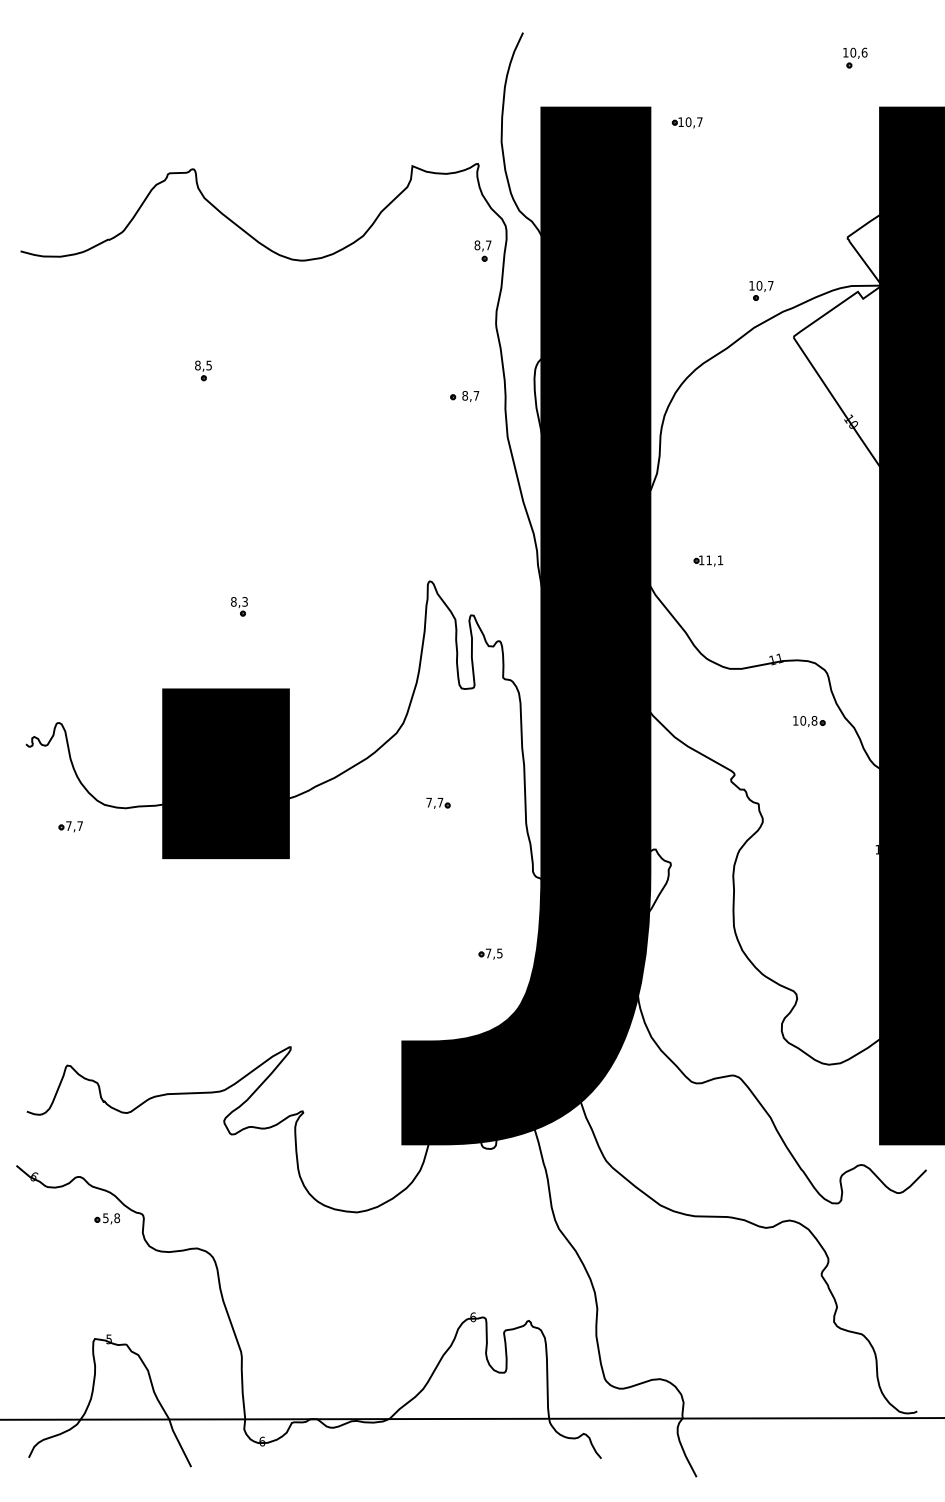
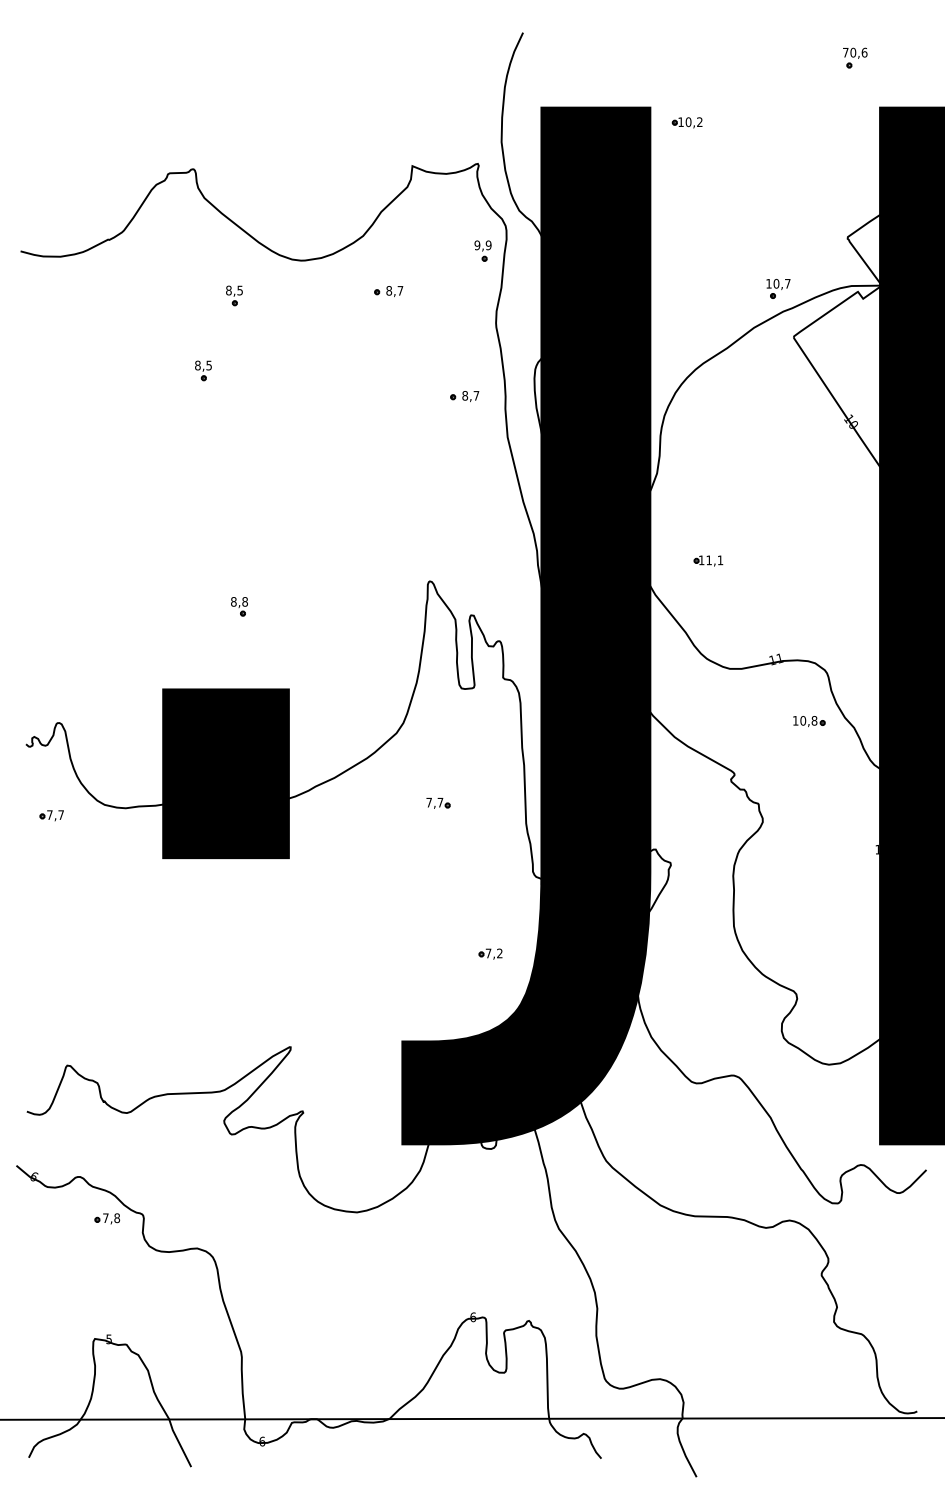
text: 10,6 -> 70,6 (845, 52)
text: 10,7 -> 10,2 (699, 121)
text: 8,7 -> 9,9 (482, 245)
part position: (761, 290) -> (778, 288) (778, 288)
part: none -> present (388, 291)
part: none -> present (234, 295)
text: 8,3 -> 8,8 (244, 601)
part position: (70, 826) -> (51, 815) (51, 815)
text: 7,5 -> 7,2 (499, 953)
text: 5,8 -> 7,8 (105, 1218)
